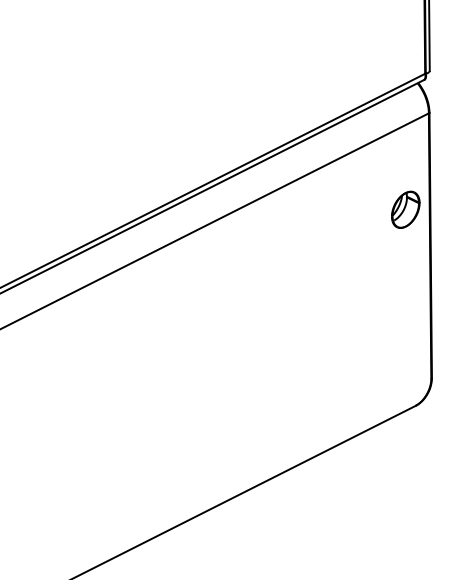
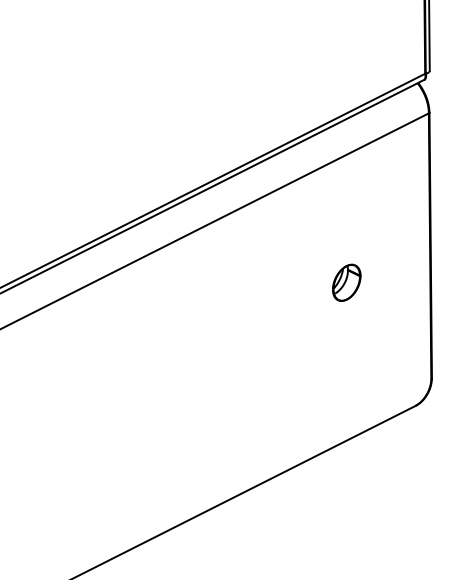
part position: (405, 209) -> (346, 282) (346, 282)
